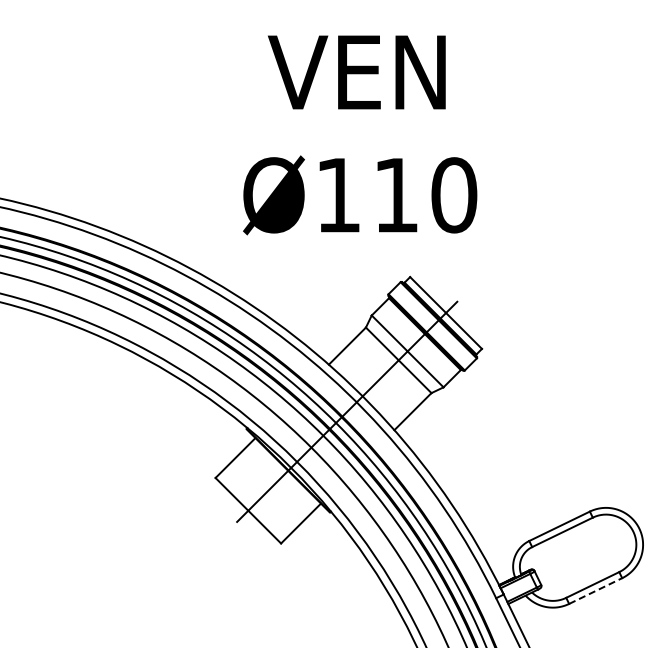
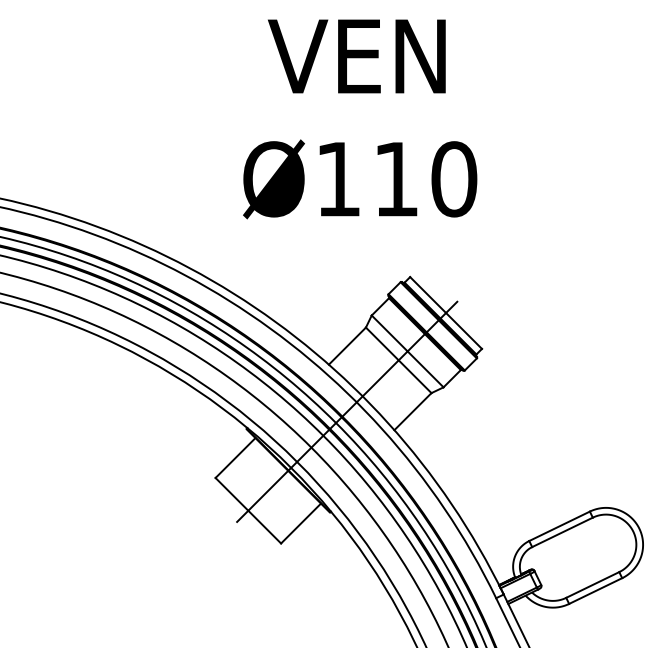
text position: (360, 135) -> (360, 119) (360, 119)
line: dashed -> solid (596, 590)
